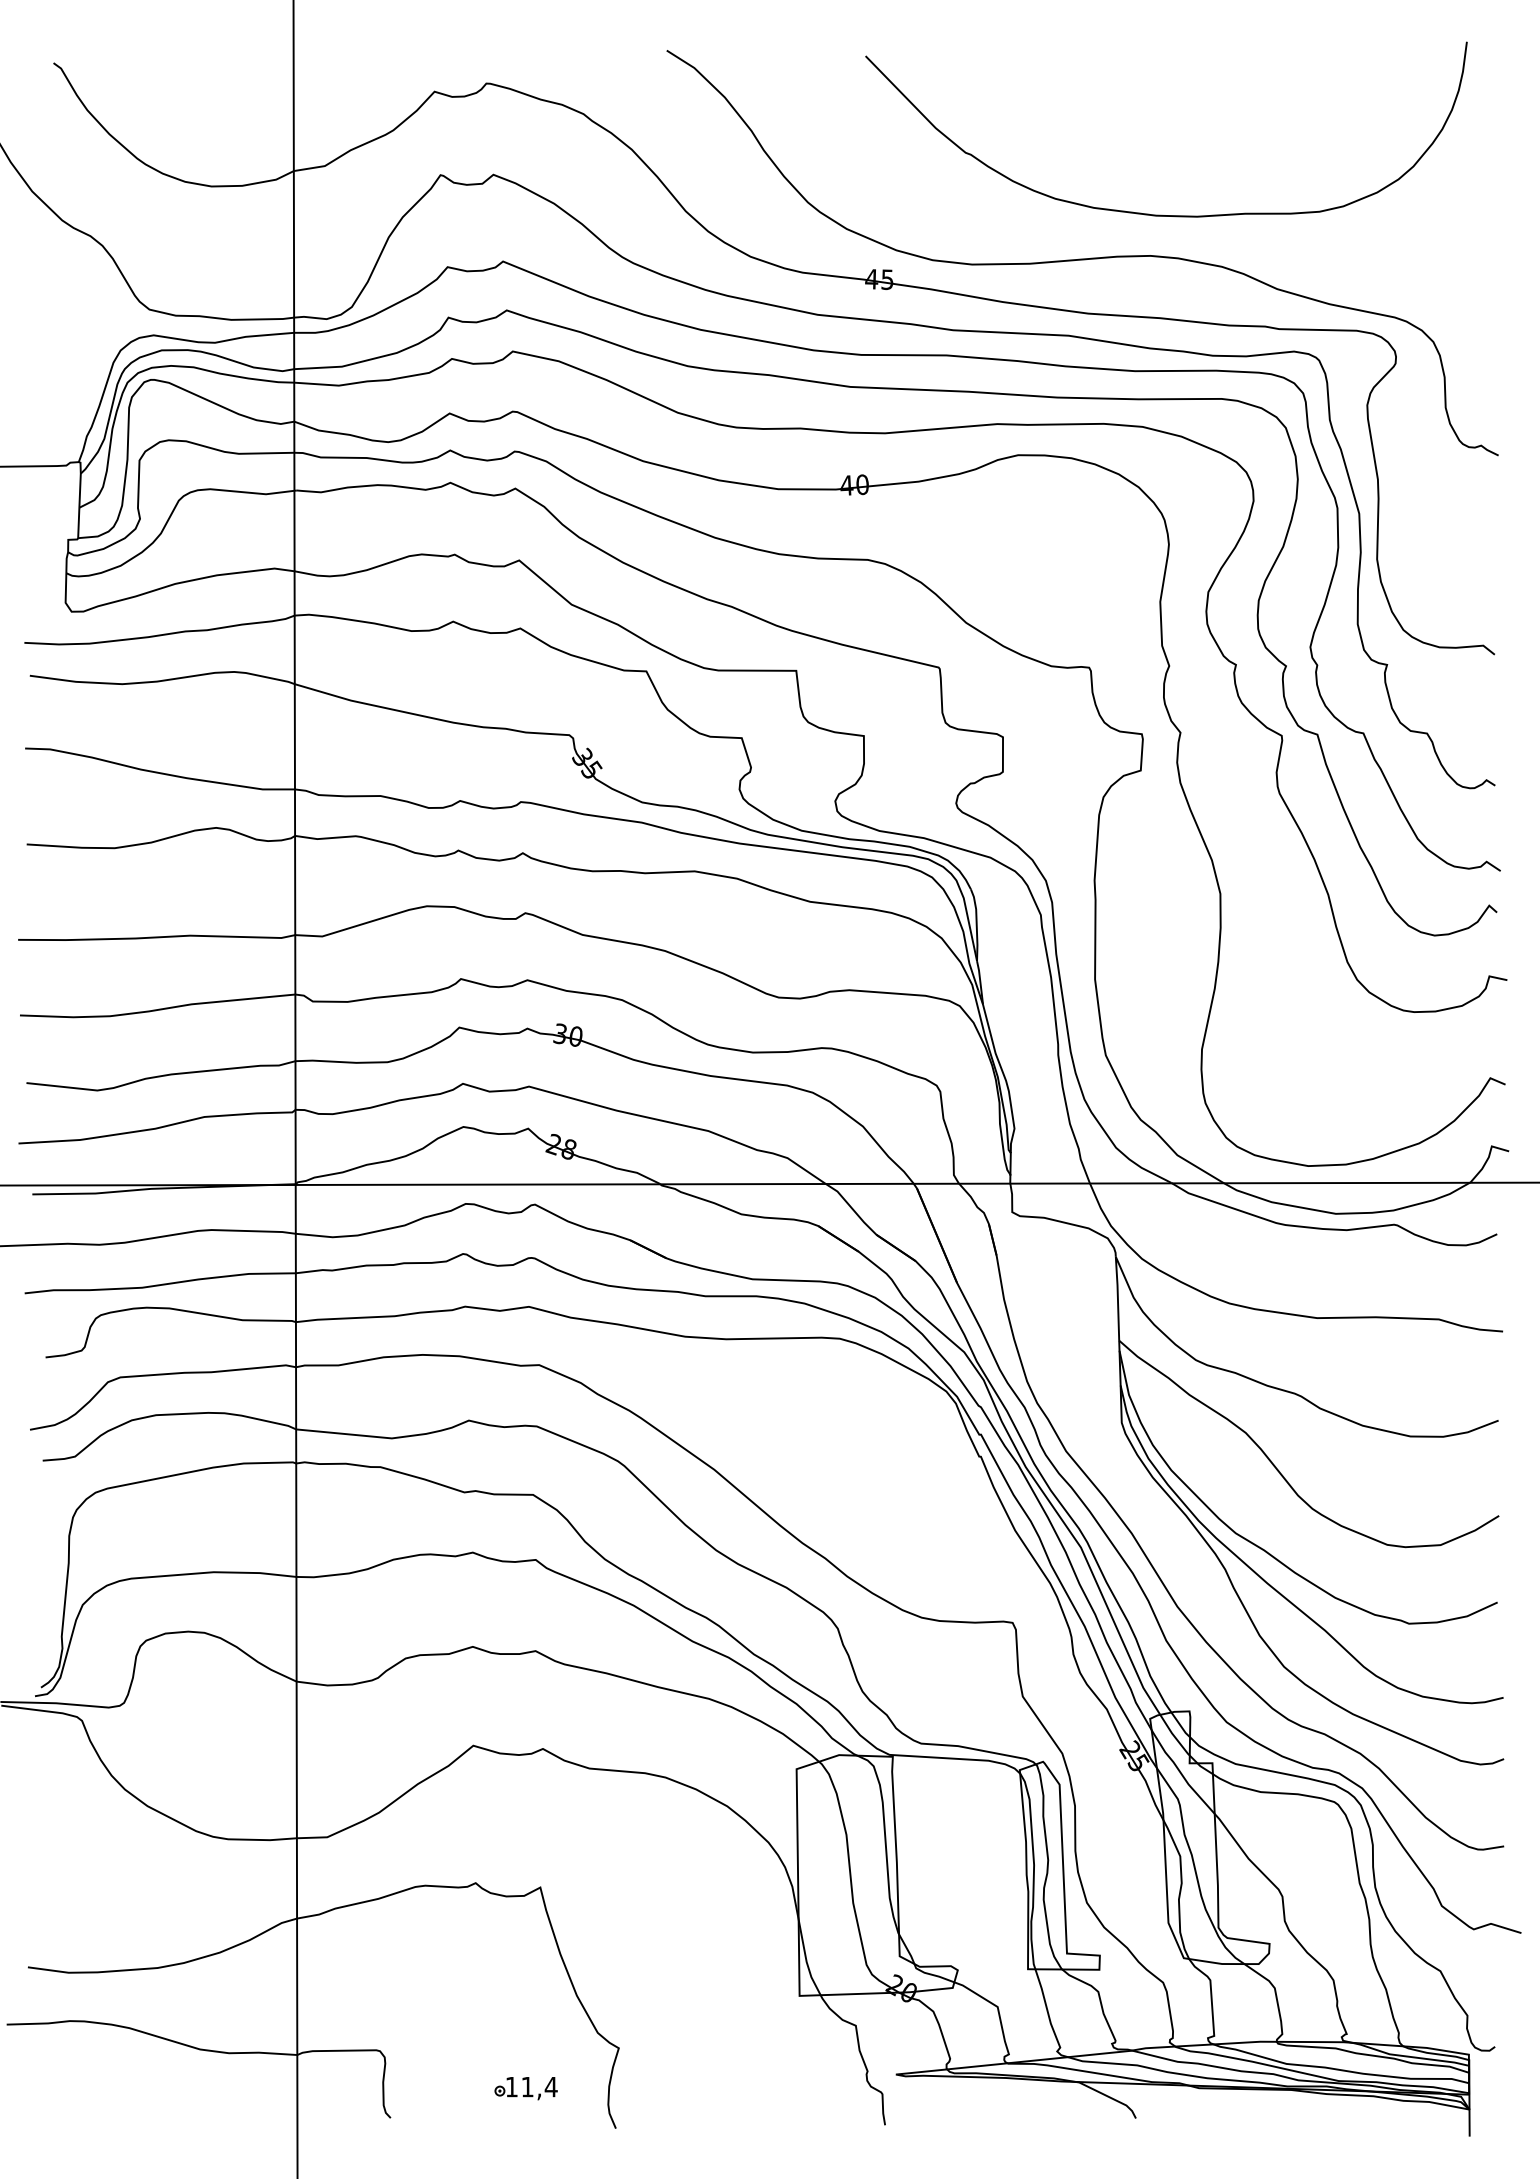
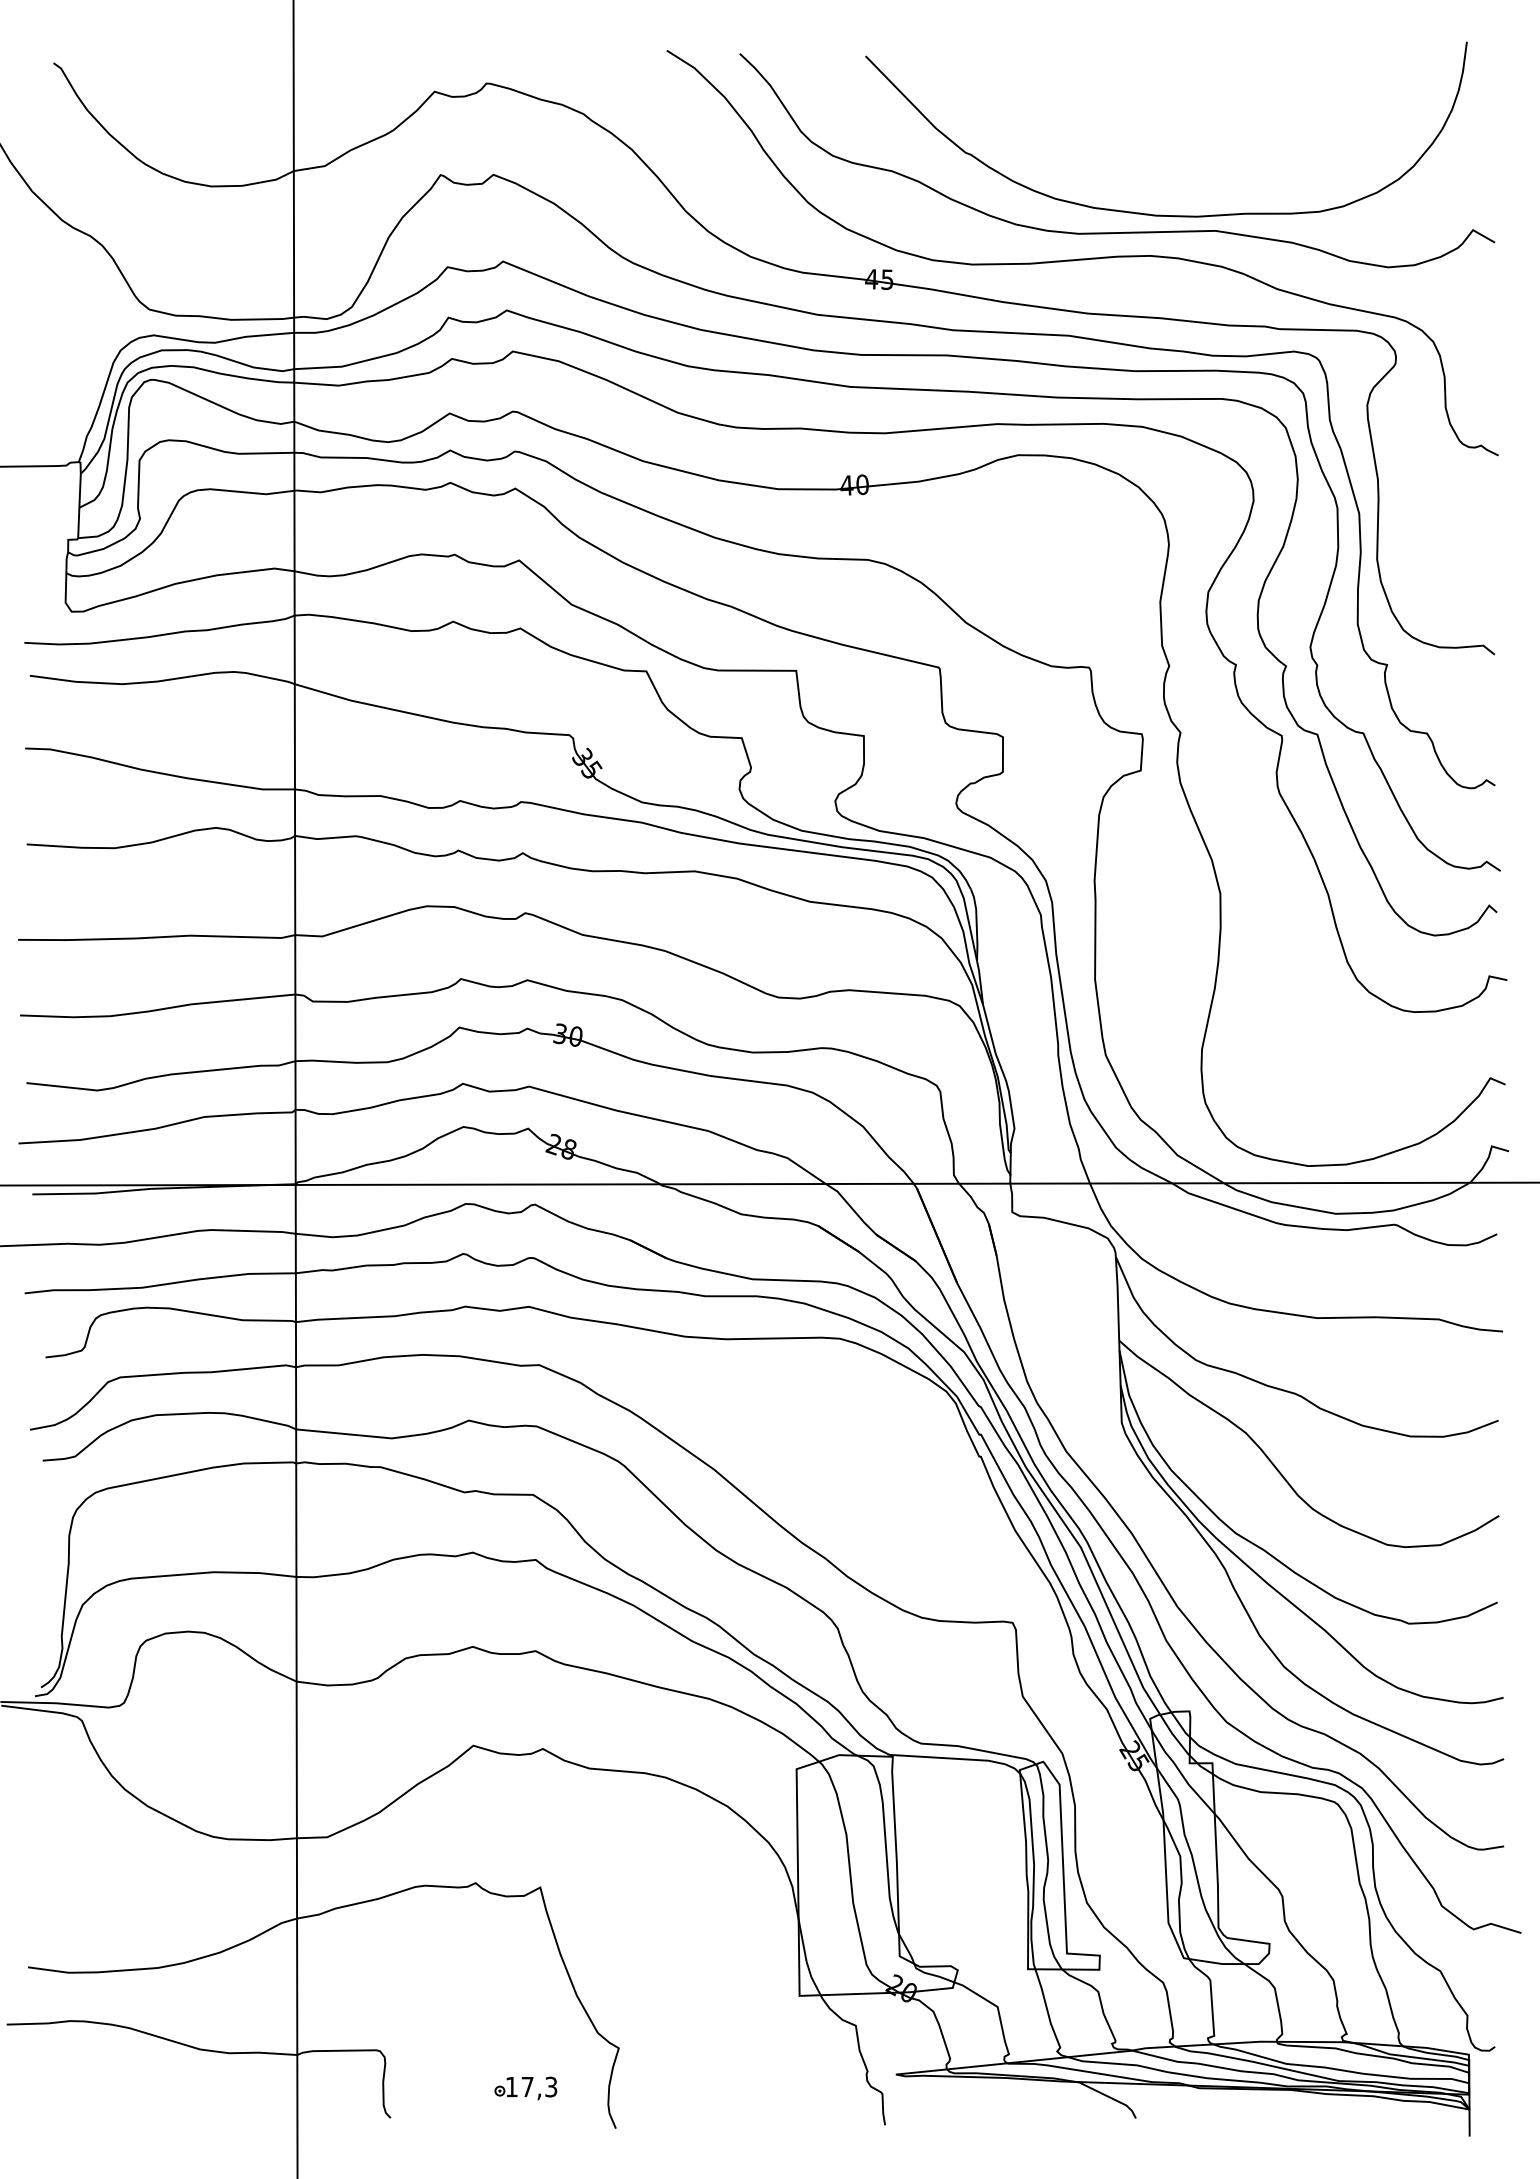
curve: none -> present (1125, 231)
text: 11,4 -> 17,3 (539, 2086)
